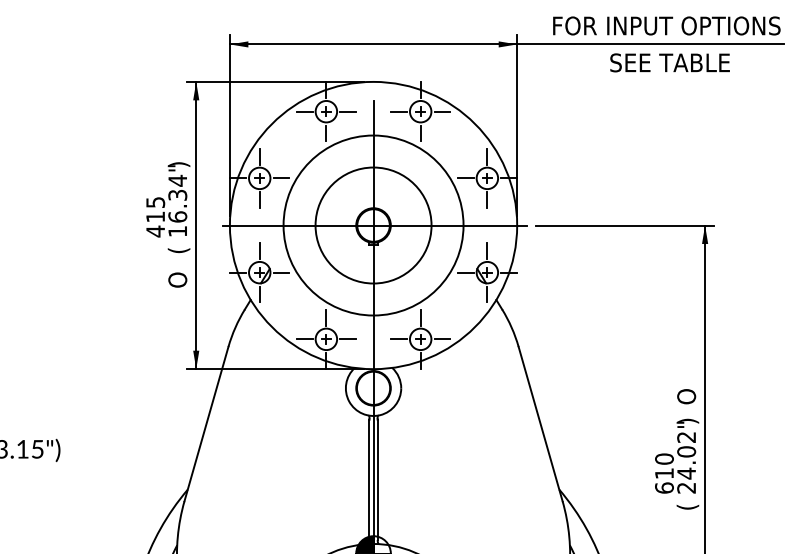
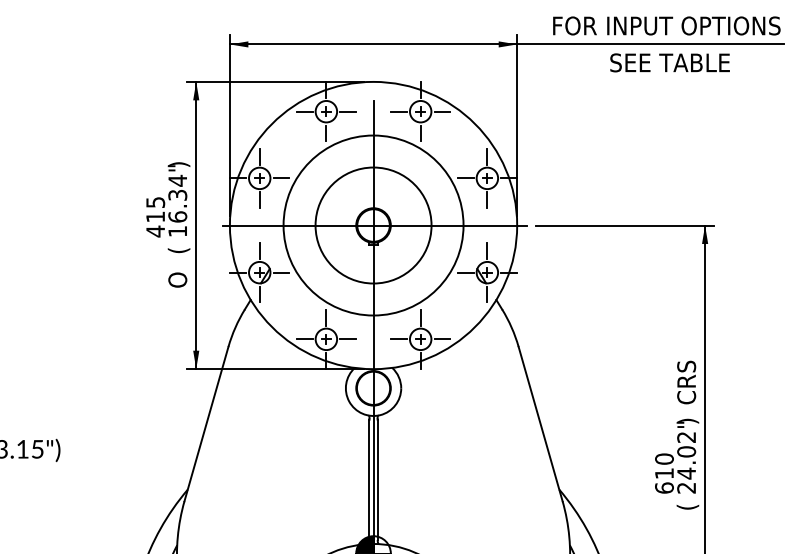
text: O -> CRS (686, 379)
